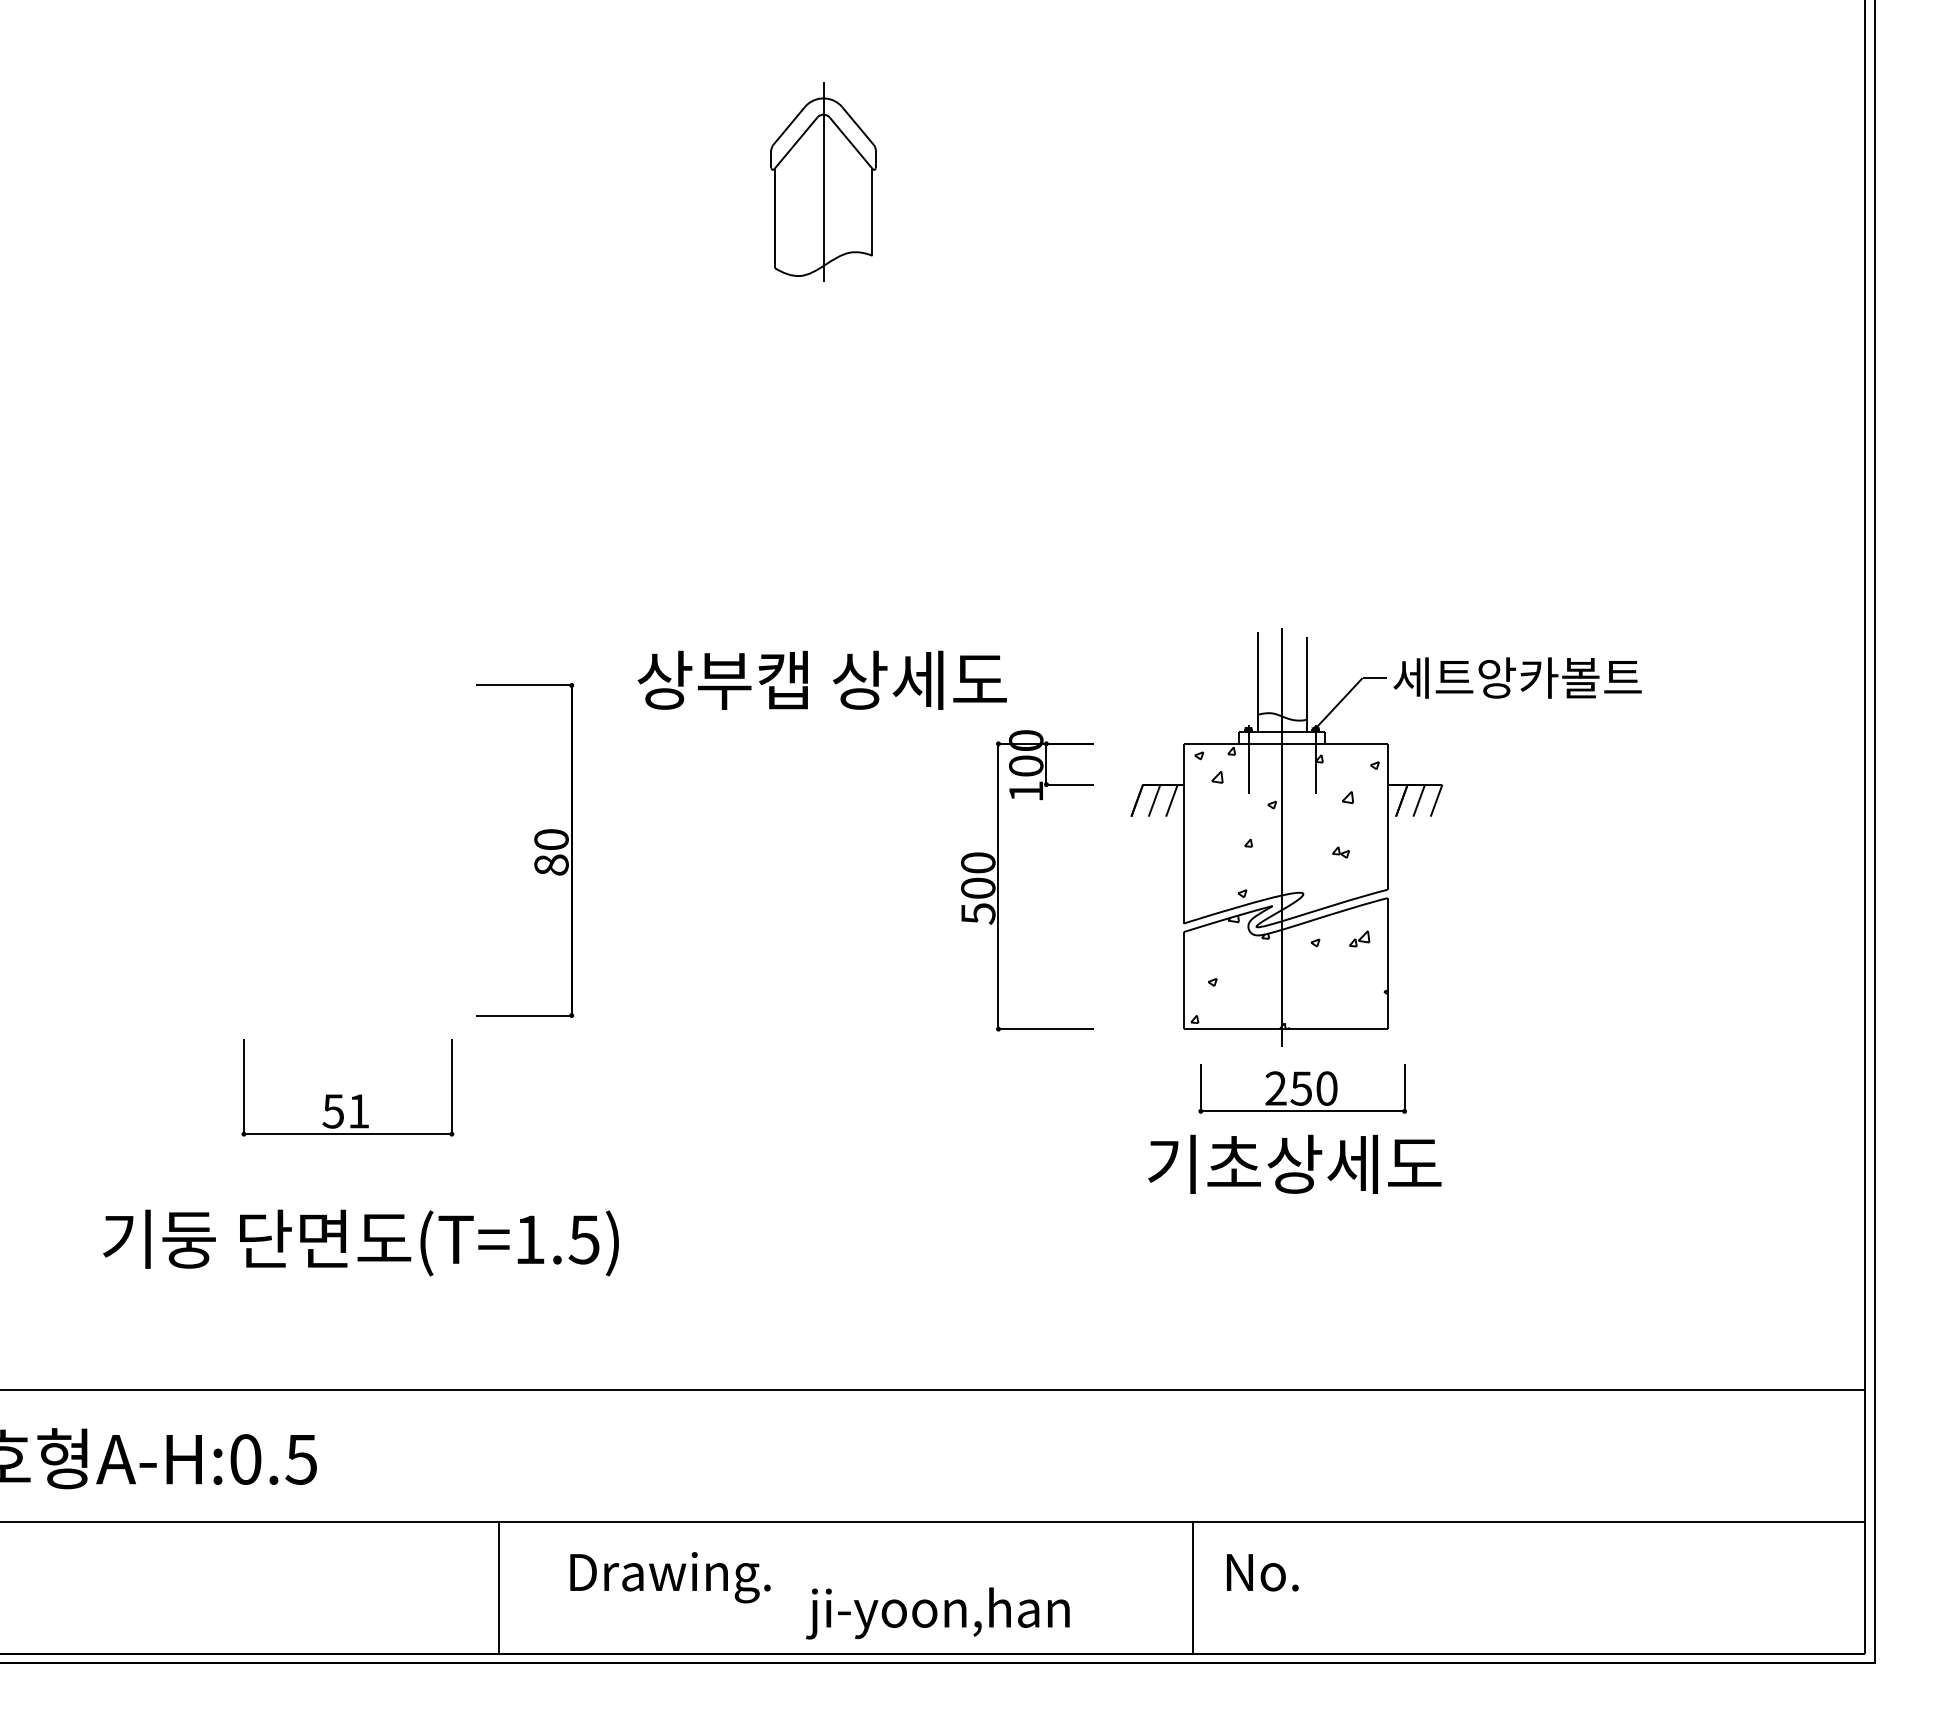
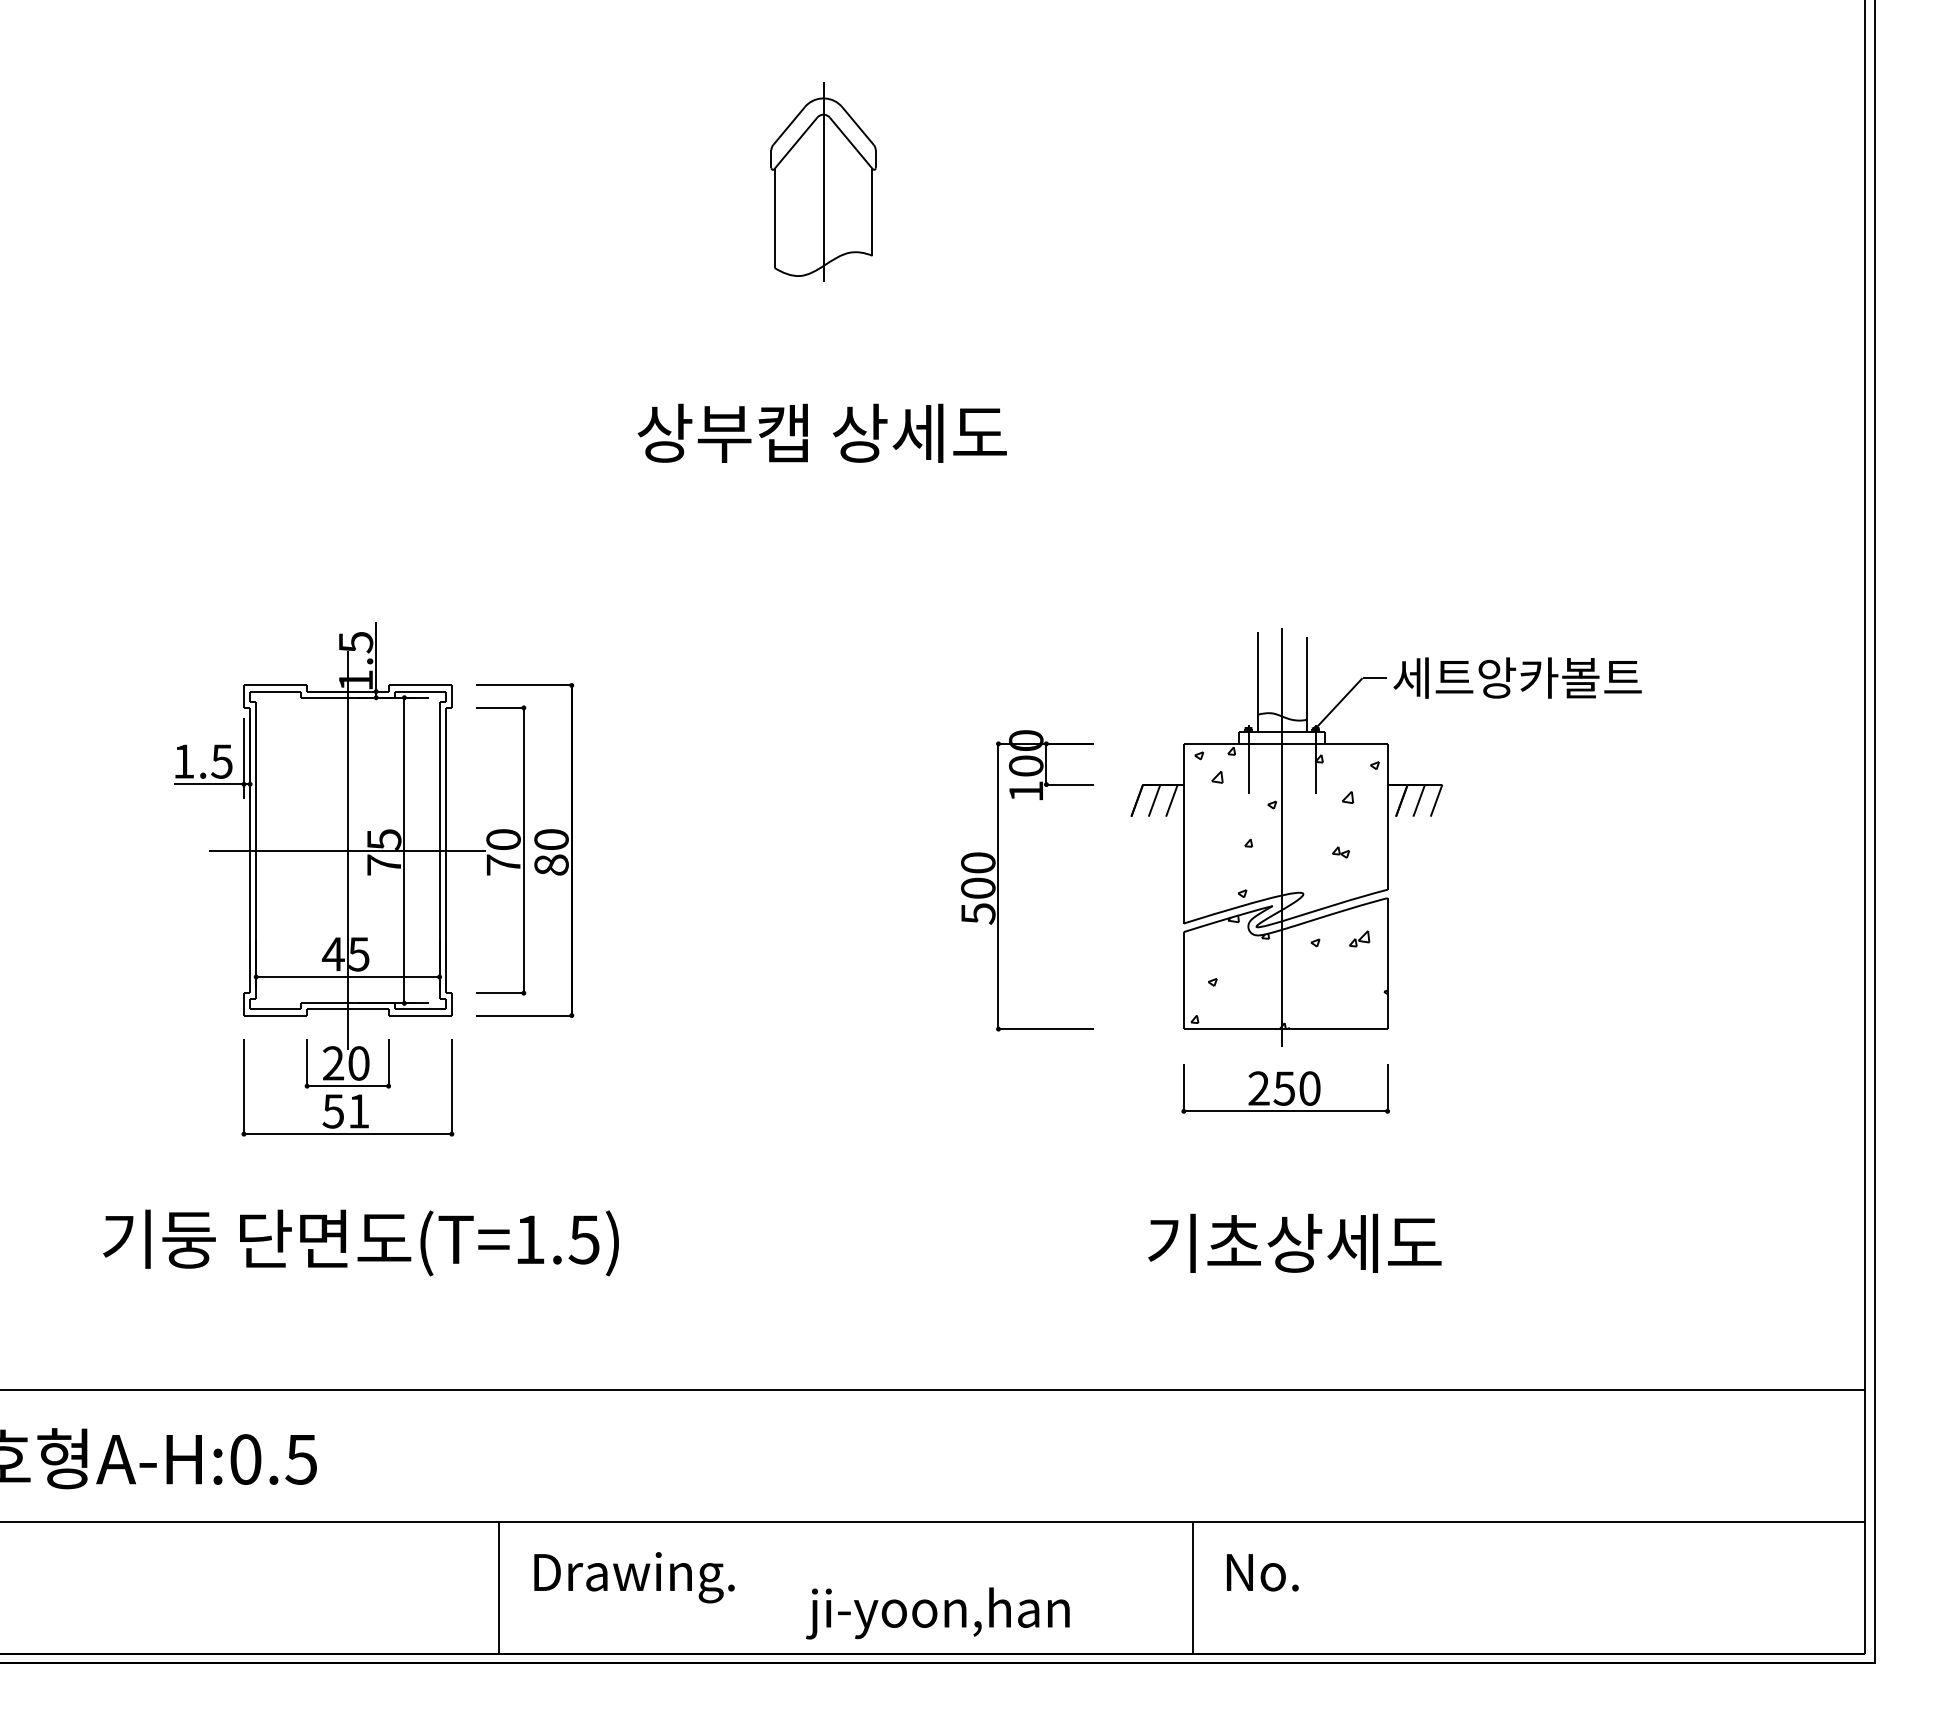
text position: (821, 679) -> (821, 432) (821, 432)
part: none -> present (350, 855)
part position: (1302, 1088) -> (1285, 1088) (1285, 1088)
text position: (1294, 1163) -> (1294, 1242) (1294, 1242)
text position: (670, 1577) -> (634, 1577) (634, 1577)
